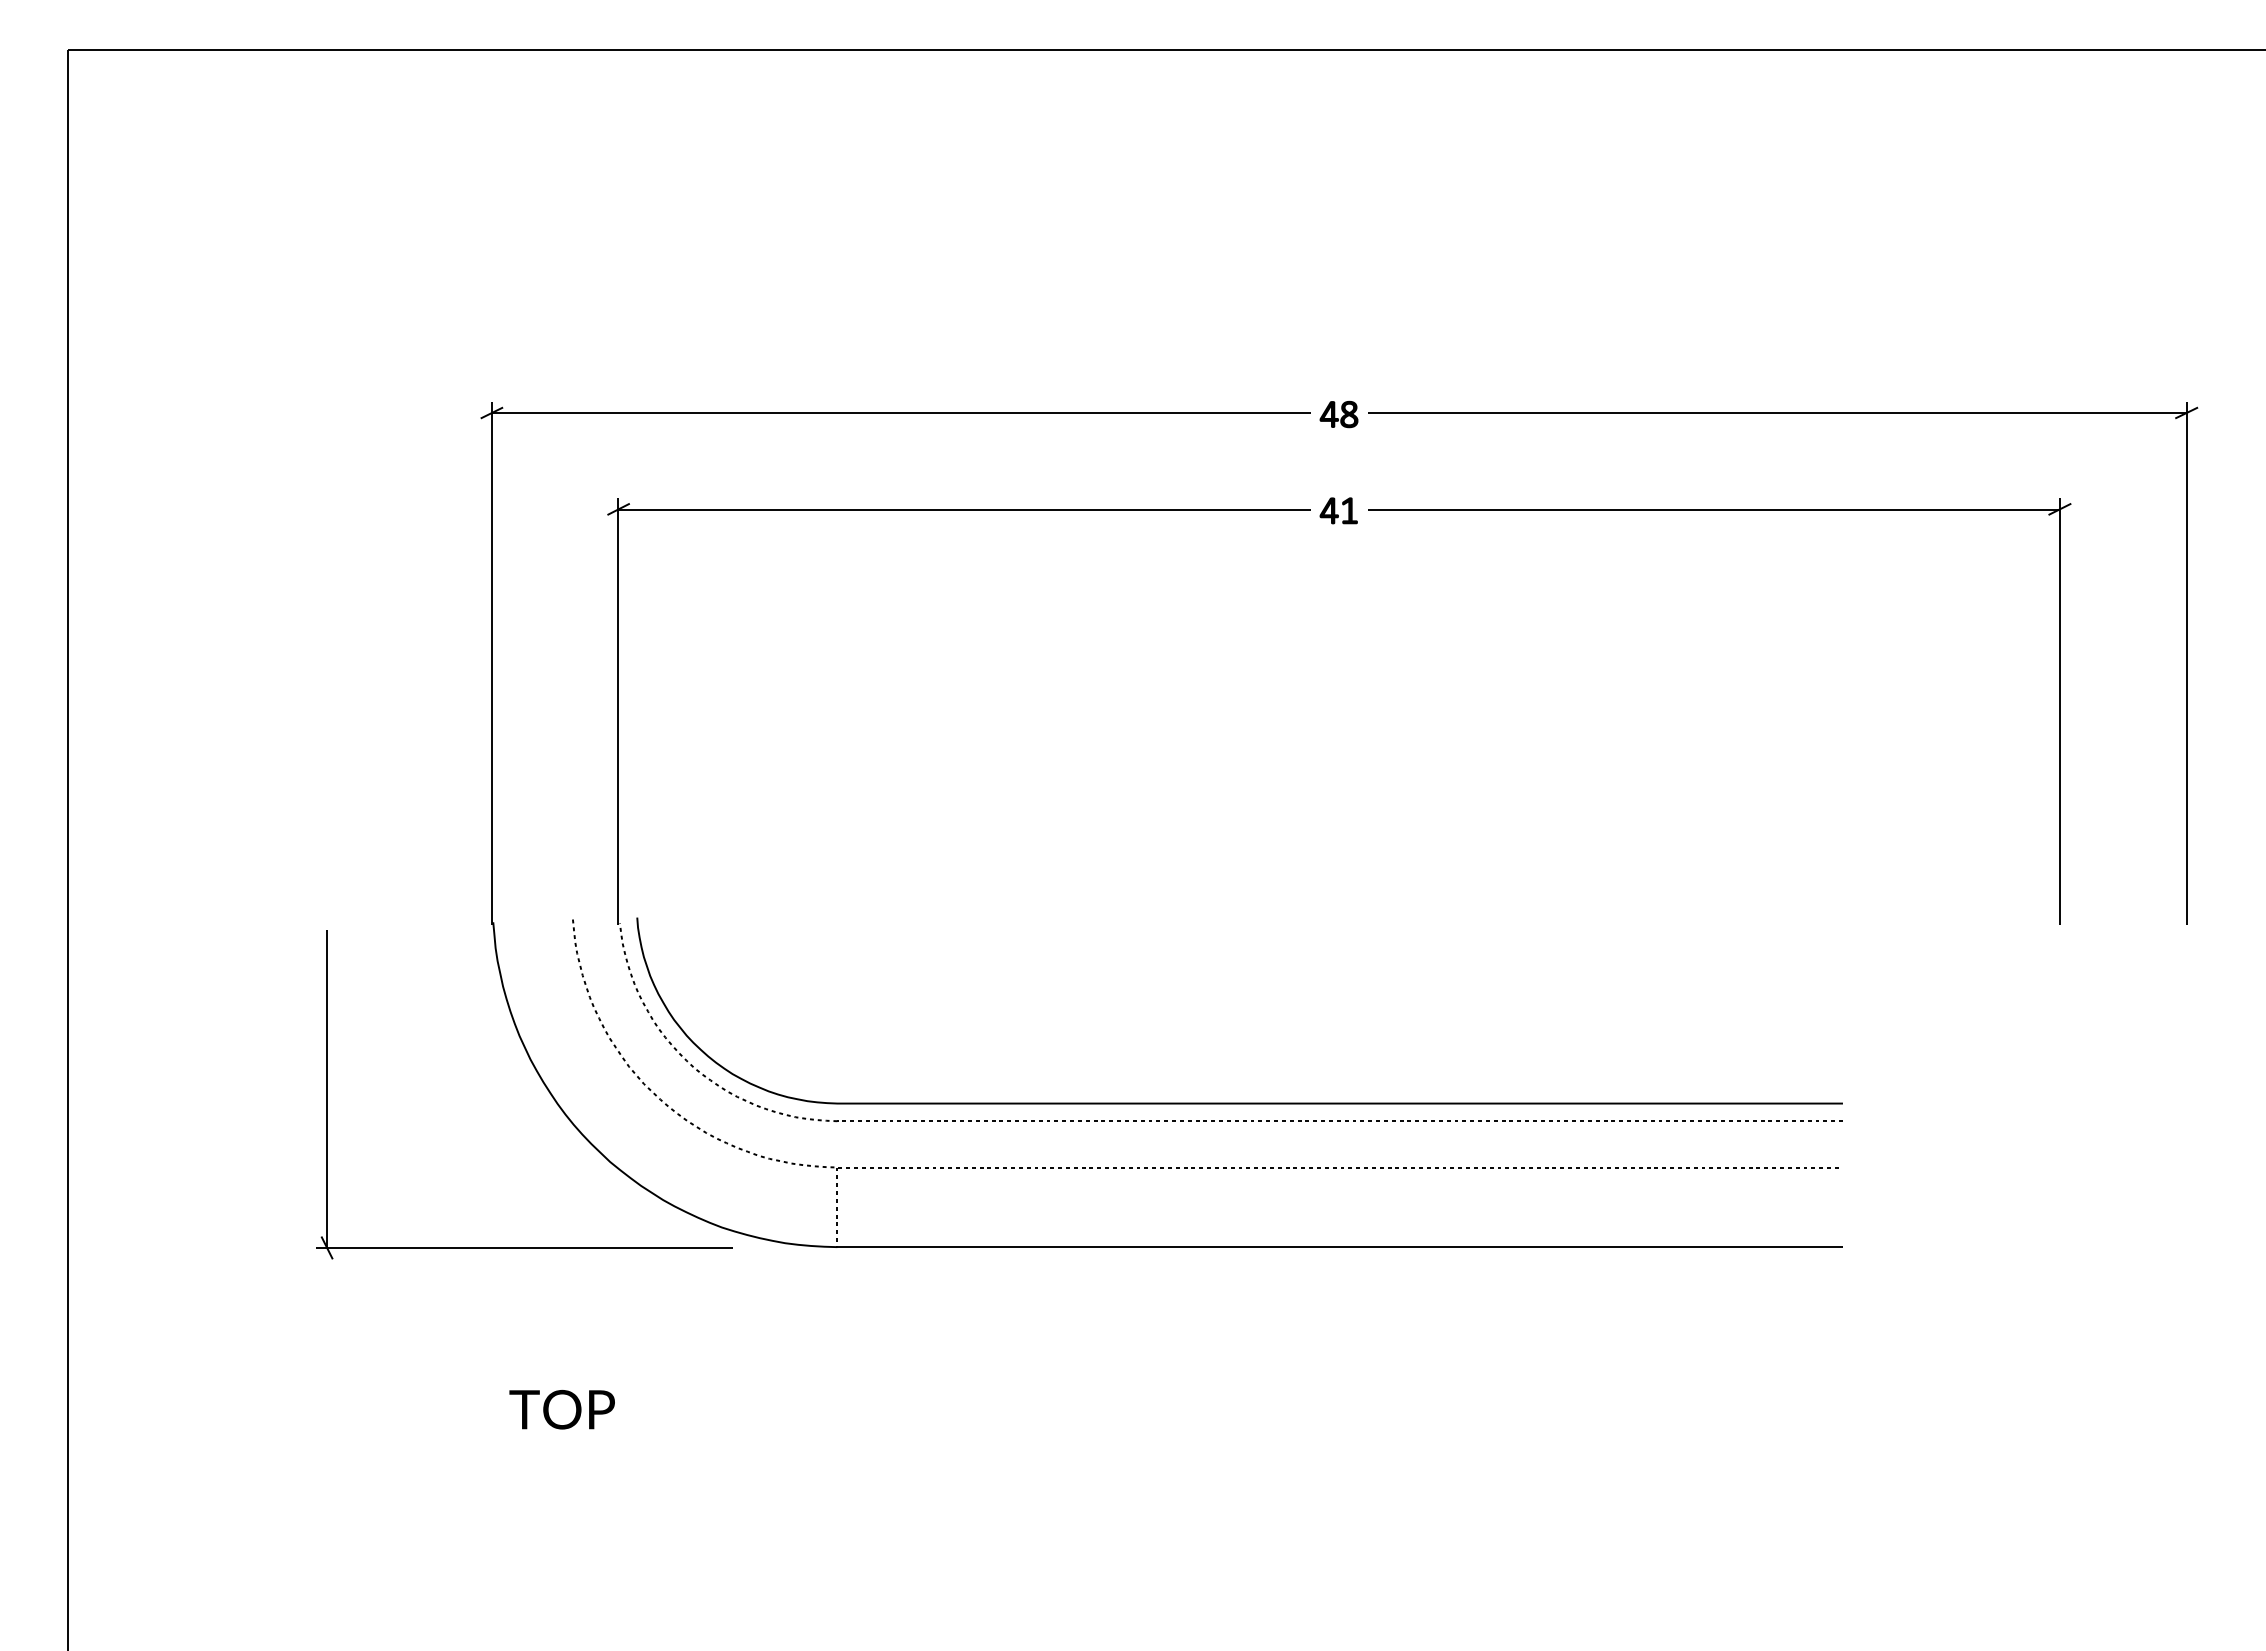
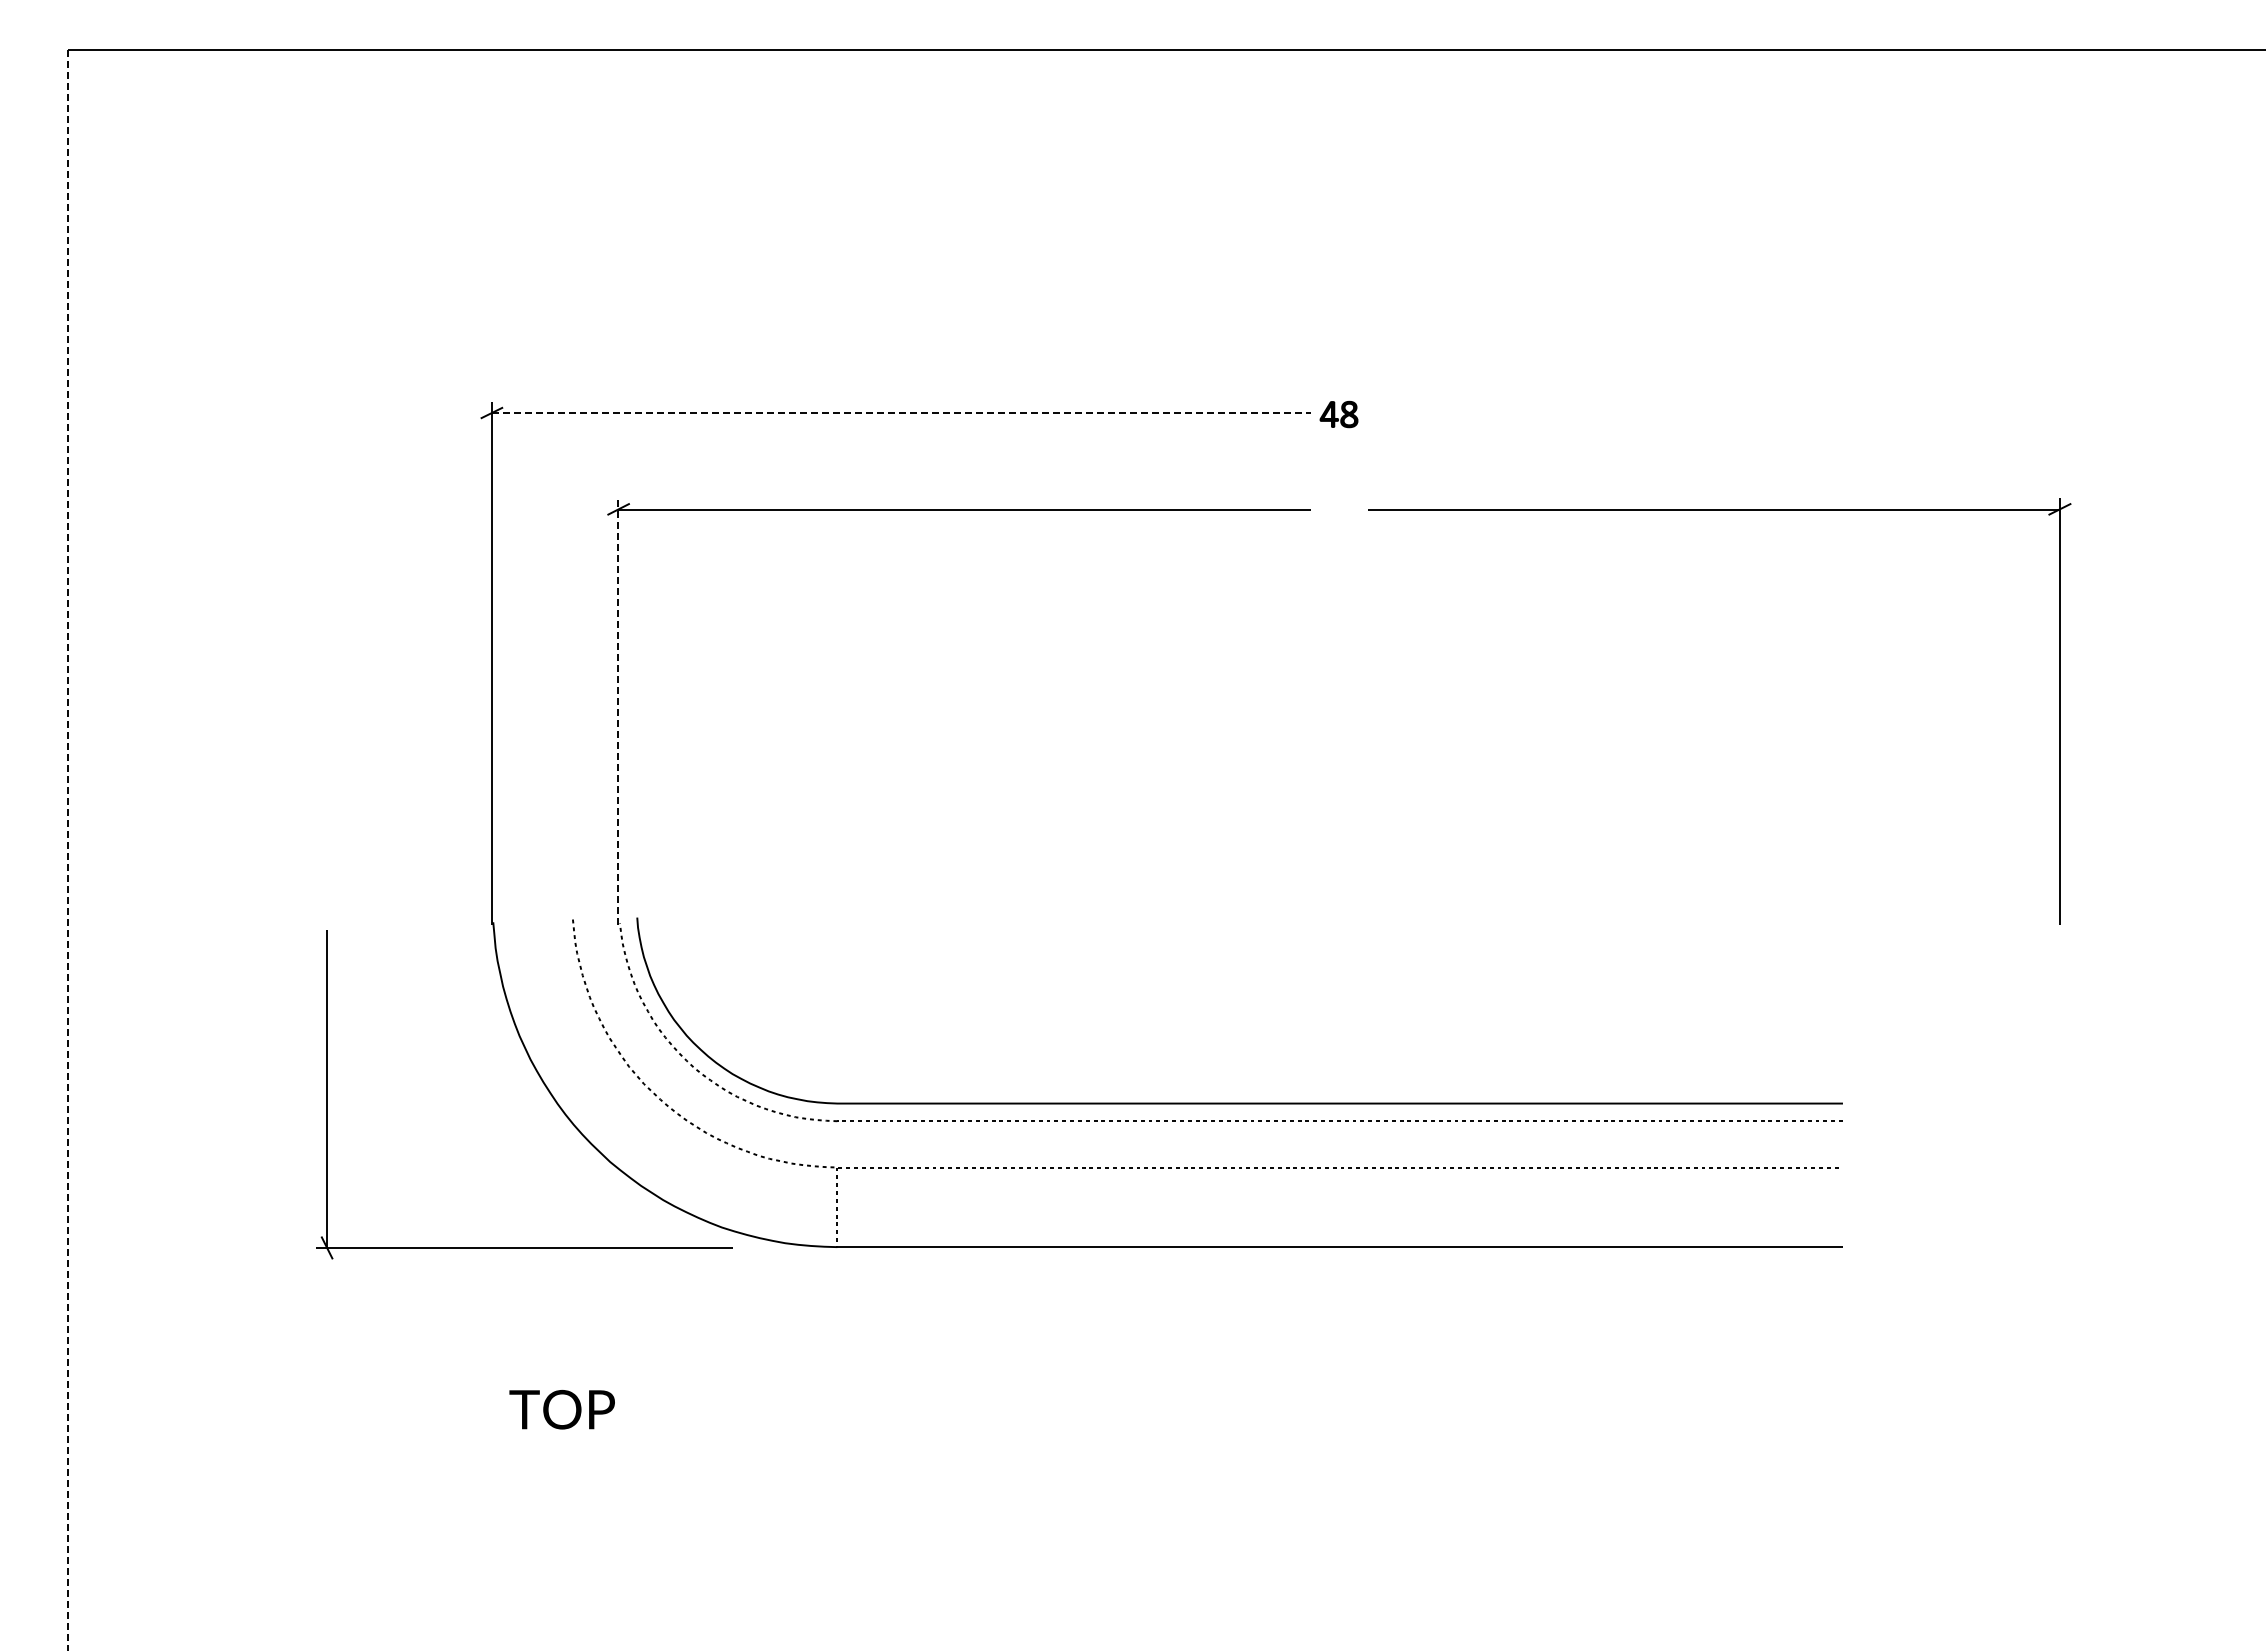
line: solid -> dashed (901, 413)
part: present -> none (1783, 413)
part: present -> none (1338, 510)
line: solid -> dashed (618, 710)
line: solid -> dashed (67, 850)
